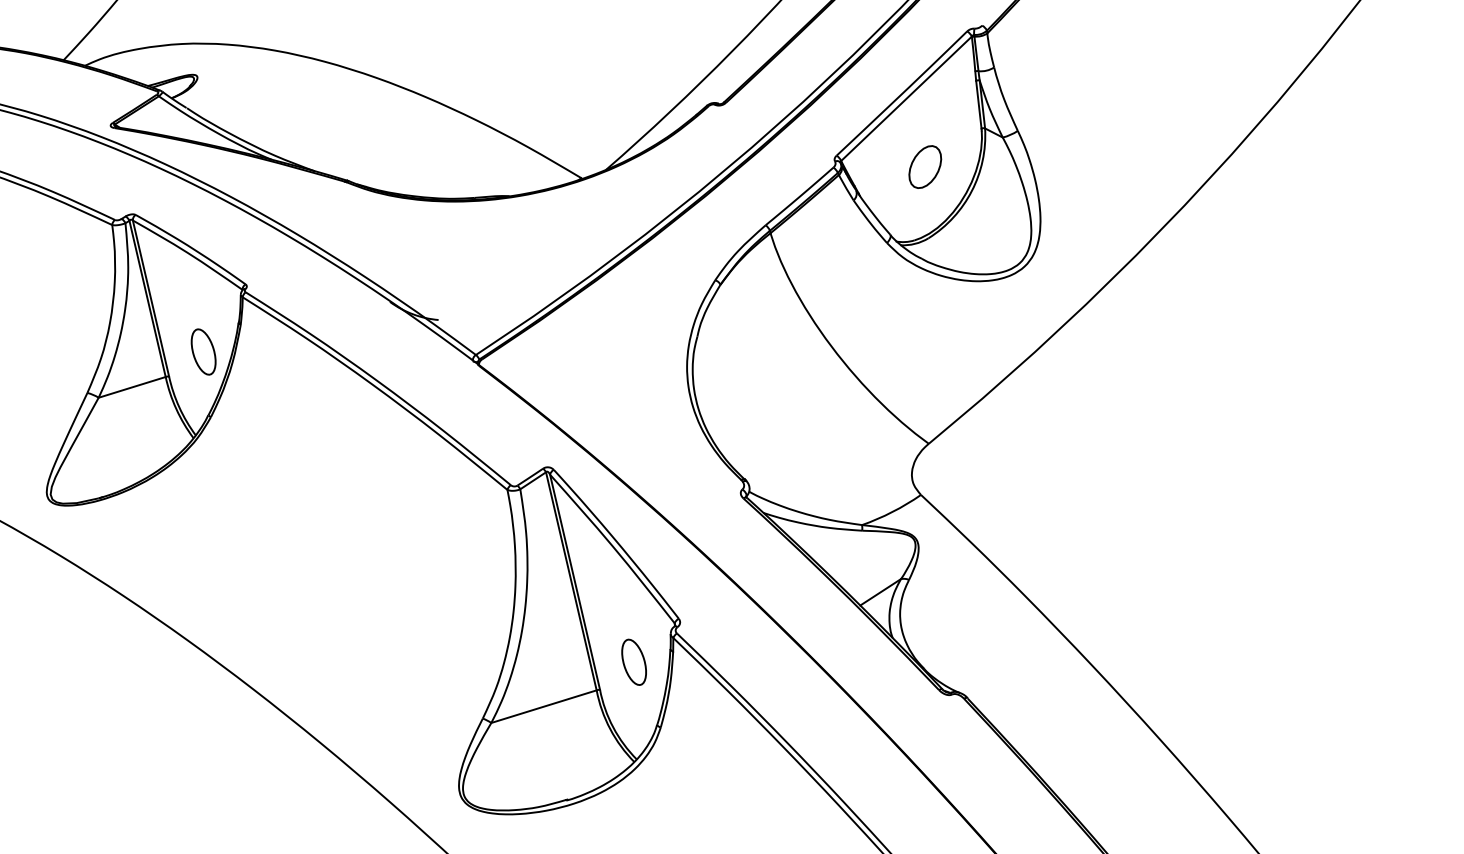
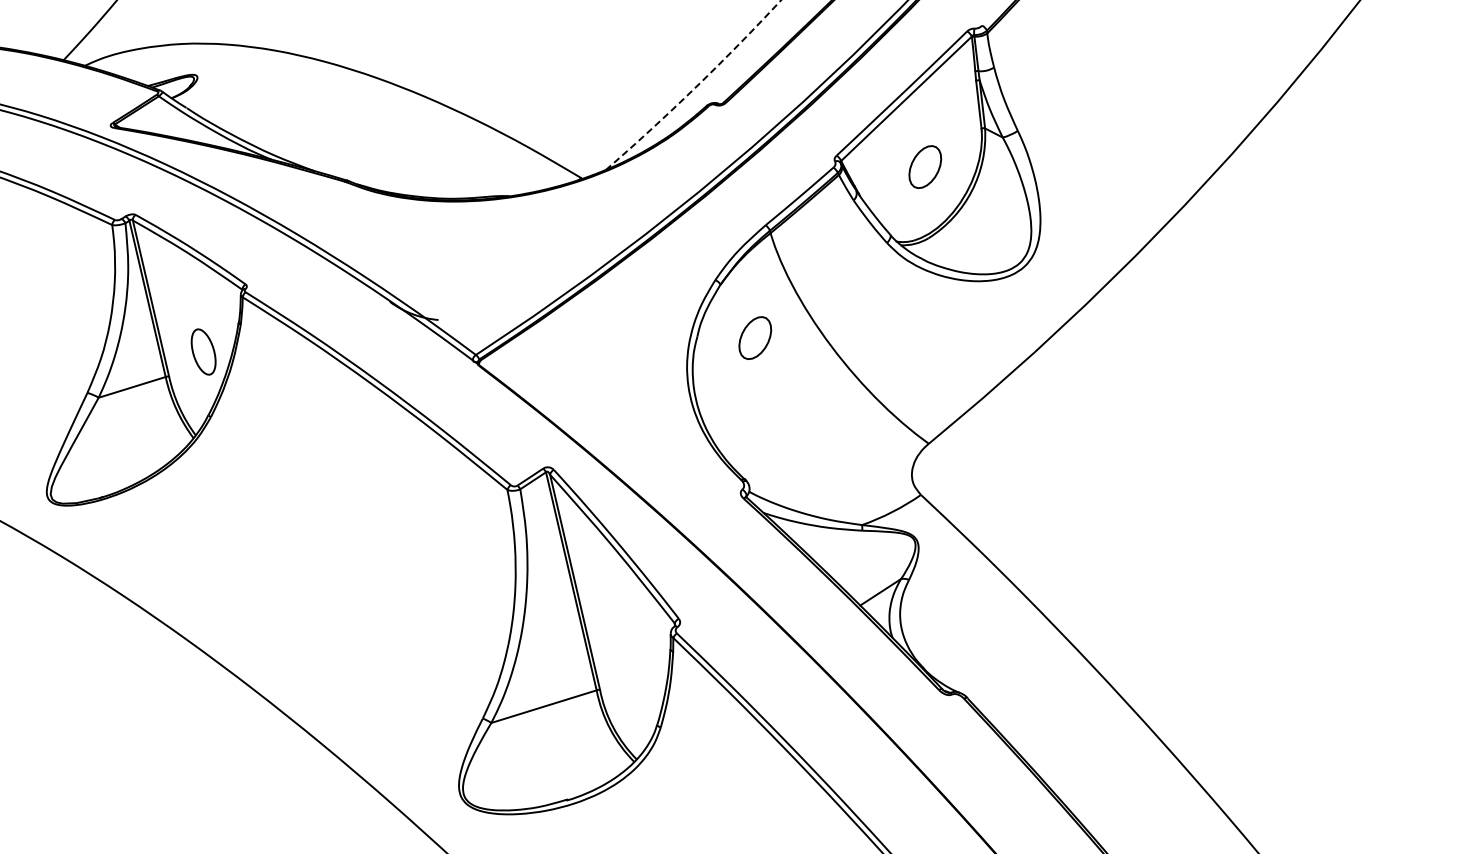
arc: solid -> dashed (696, 86)
part: none -> present (755, 337)
part: present -> none (633, 661)
